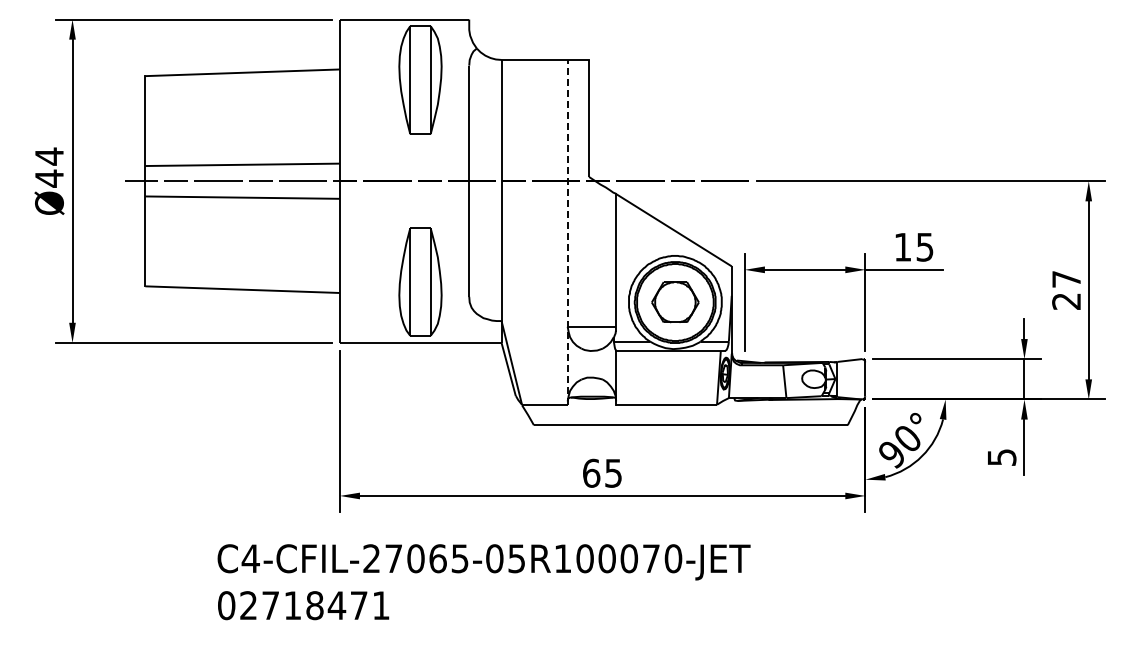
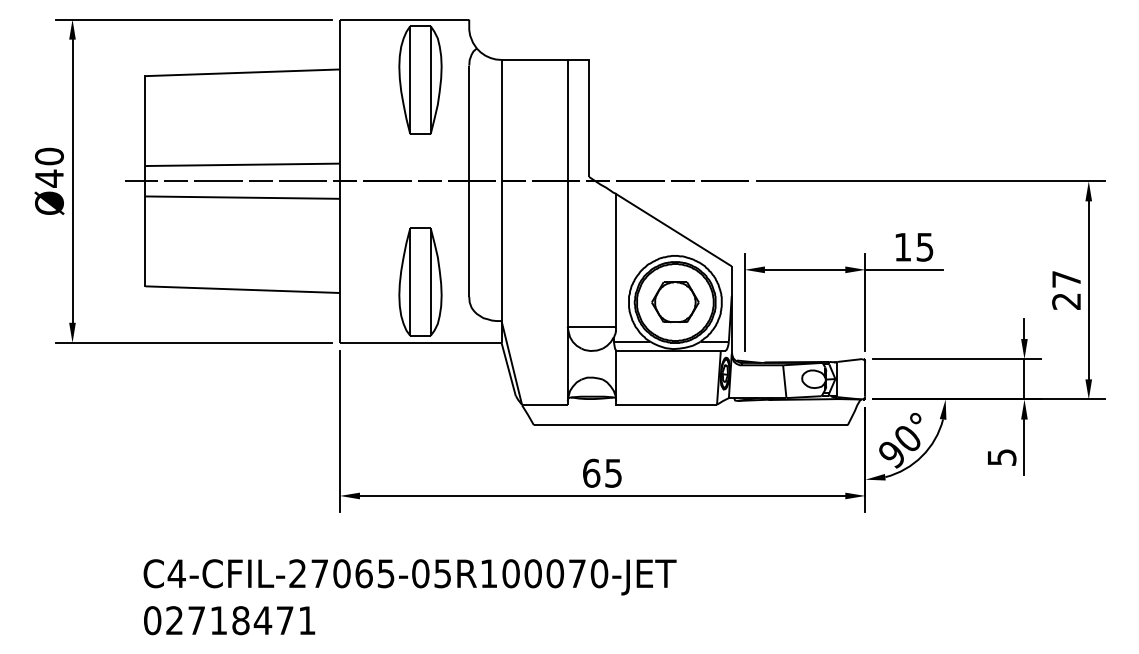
text: Ø44 -> Ø40 (49, 156)
line: dashed -> solid (567, 231)
text position: (483, 582) -> (409, 597) (409, 597)
